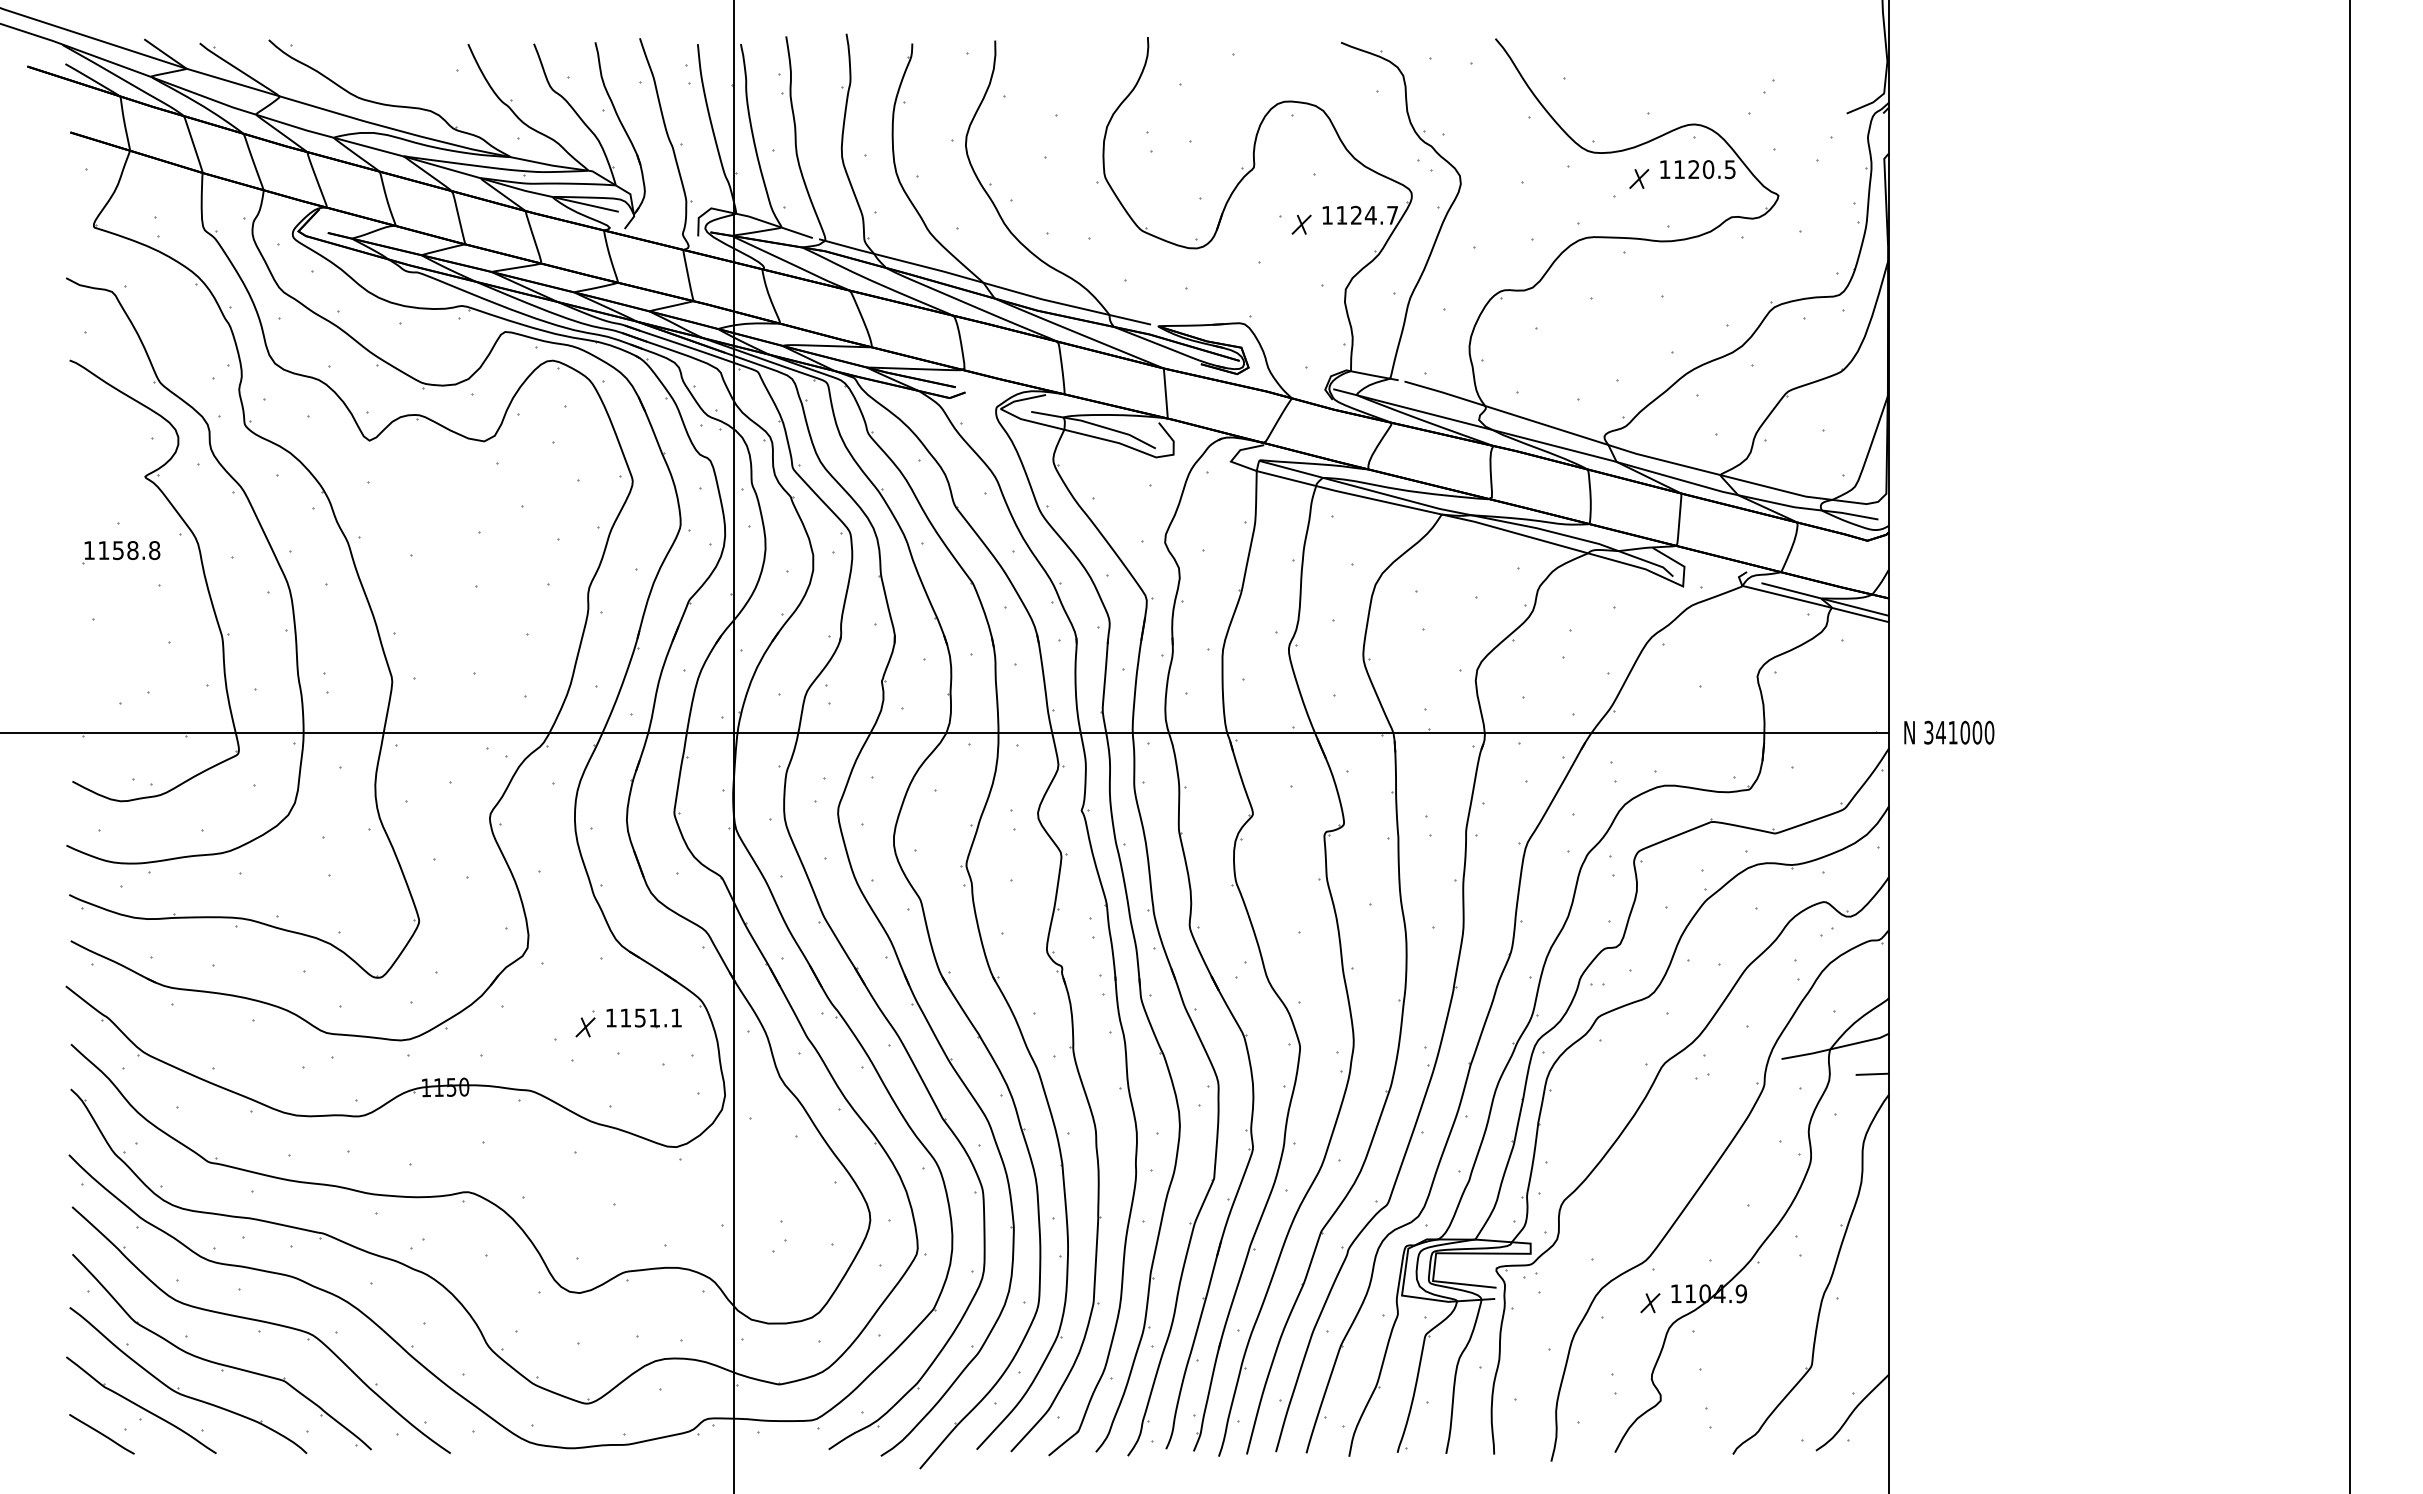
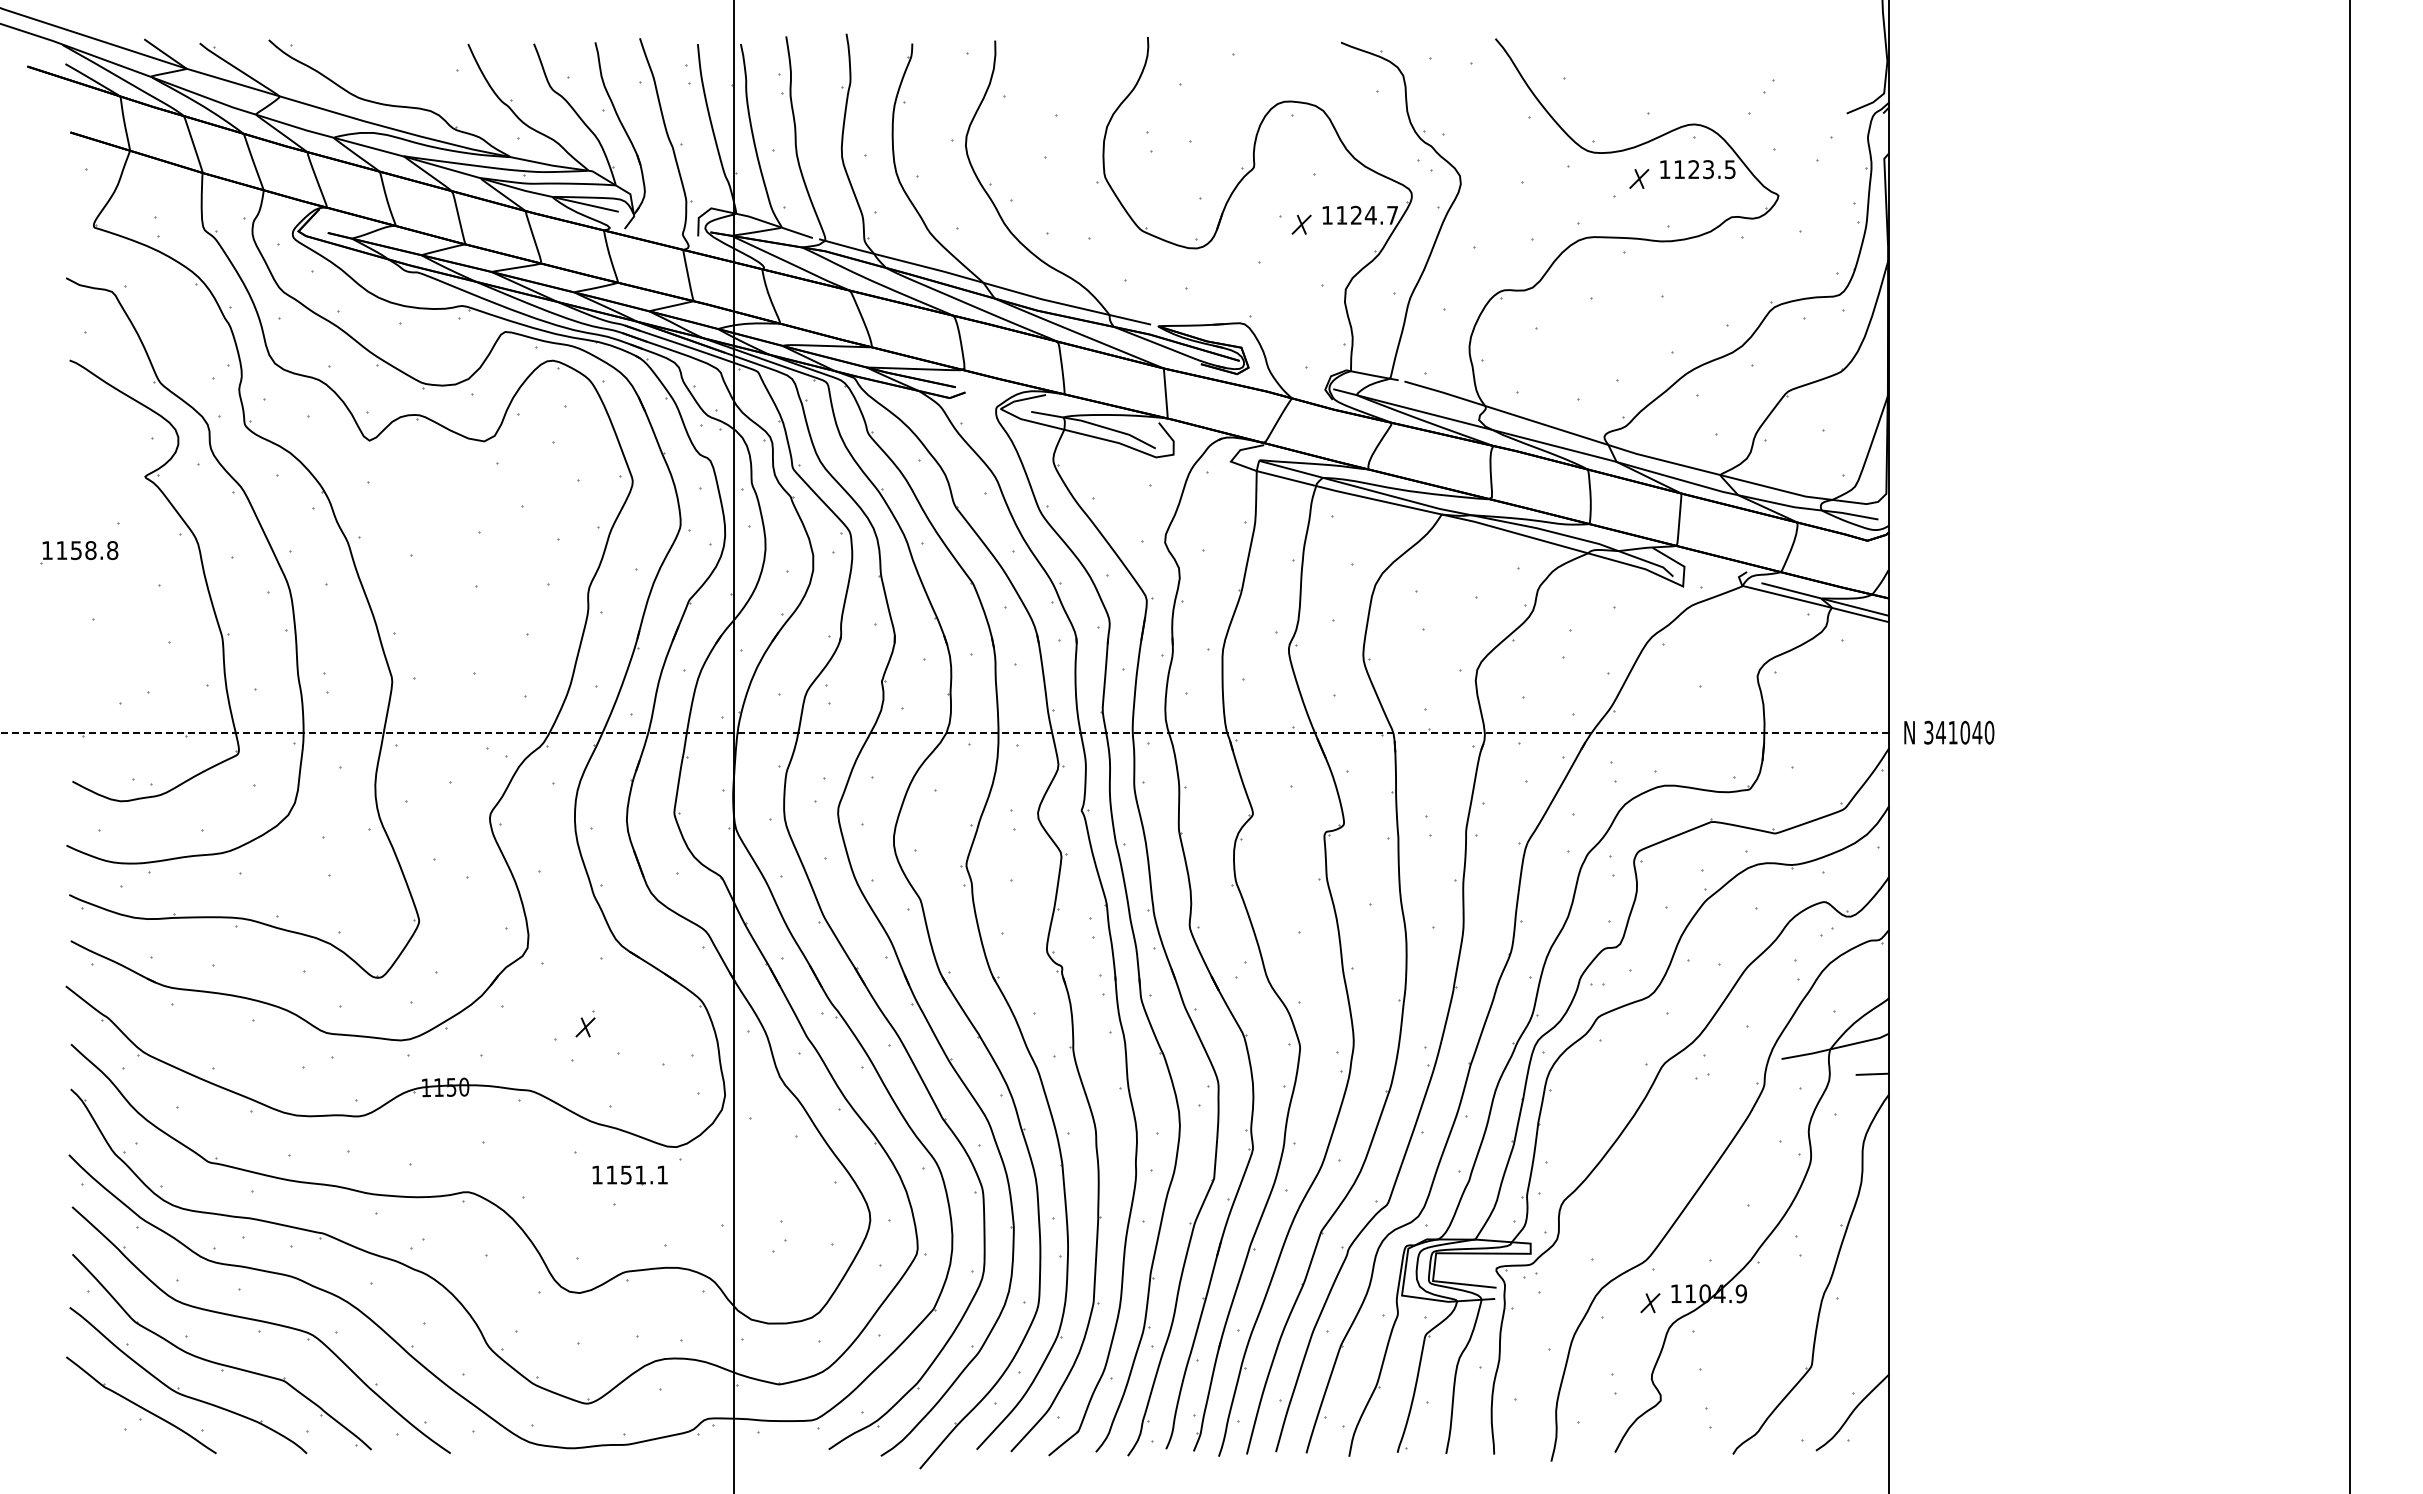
text: 1120.5 -> 1123.5 (1708, 169)
part position: (121, 552) -> (79, 552) (79, 552)
line: solid -> dashed (944, 732)
text: 341000 -> 341040 (1977, 732)
part position: (643, 1018) -> (629, 1175) (629, 1175)
line: present -> none (101, 1434)
